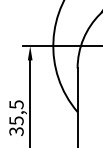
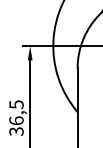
text: 35,5 -> 36,5 (16, 120)
